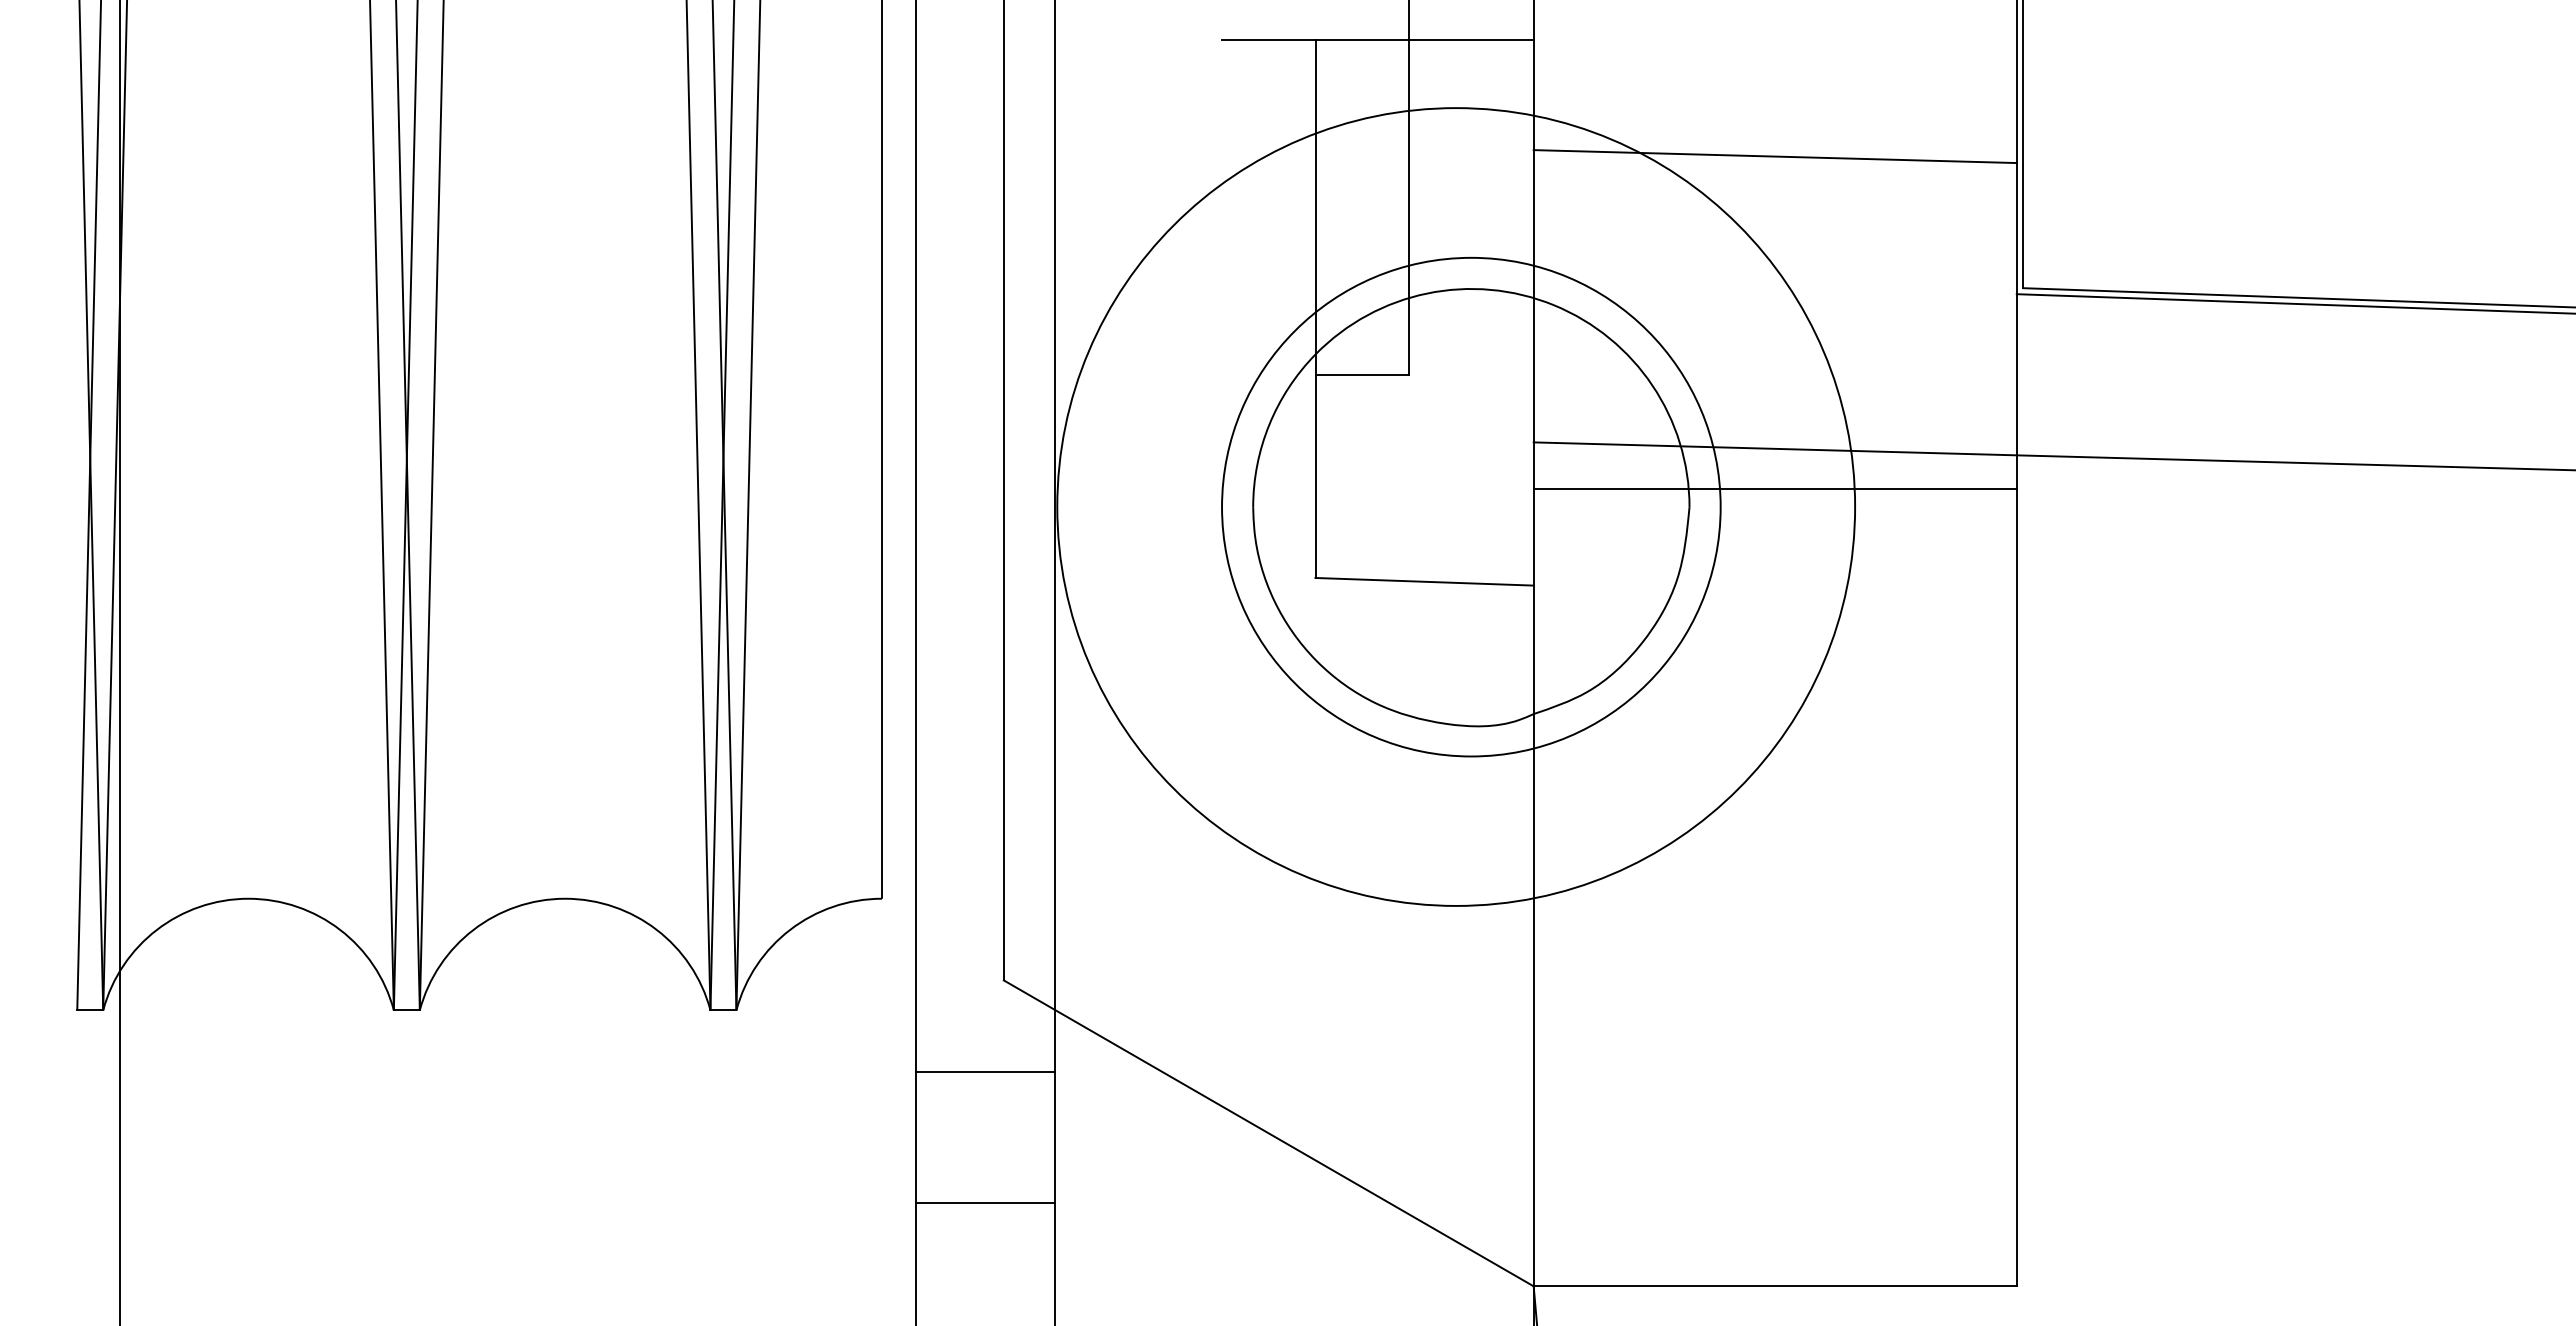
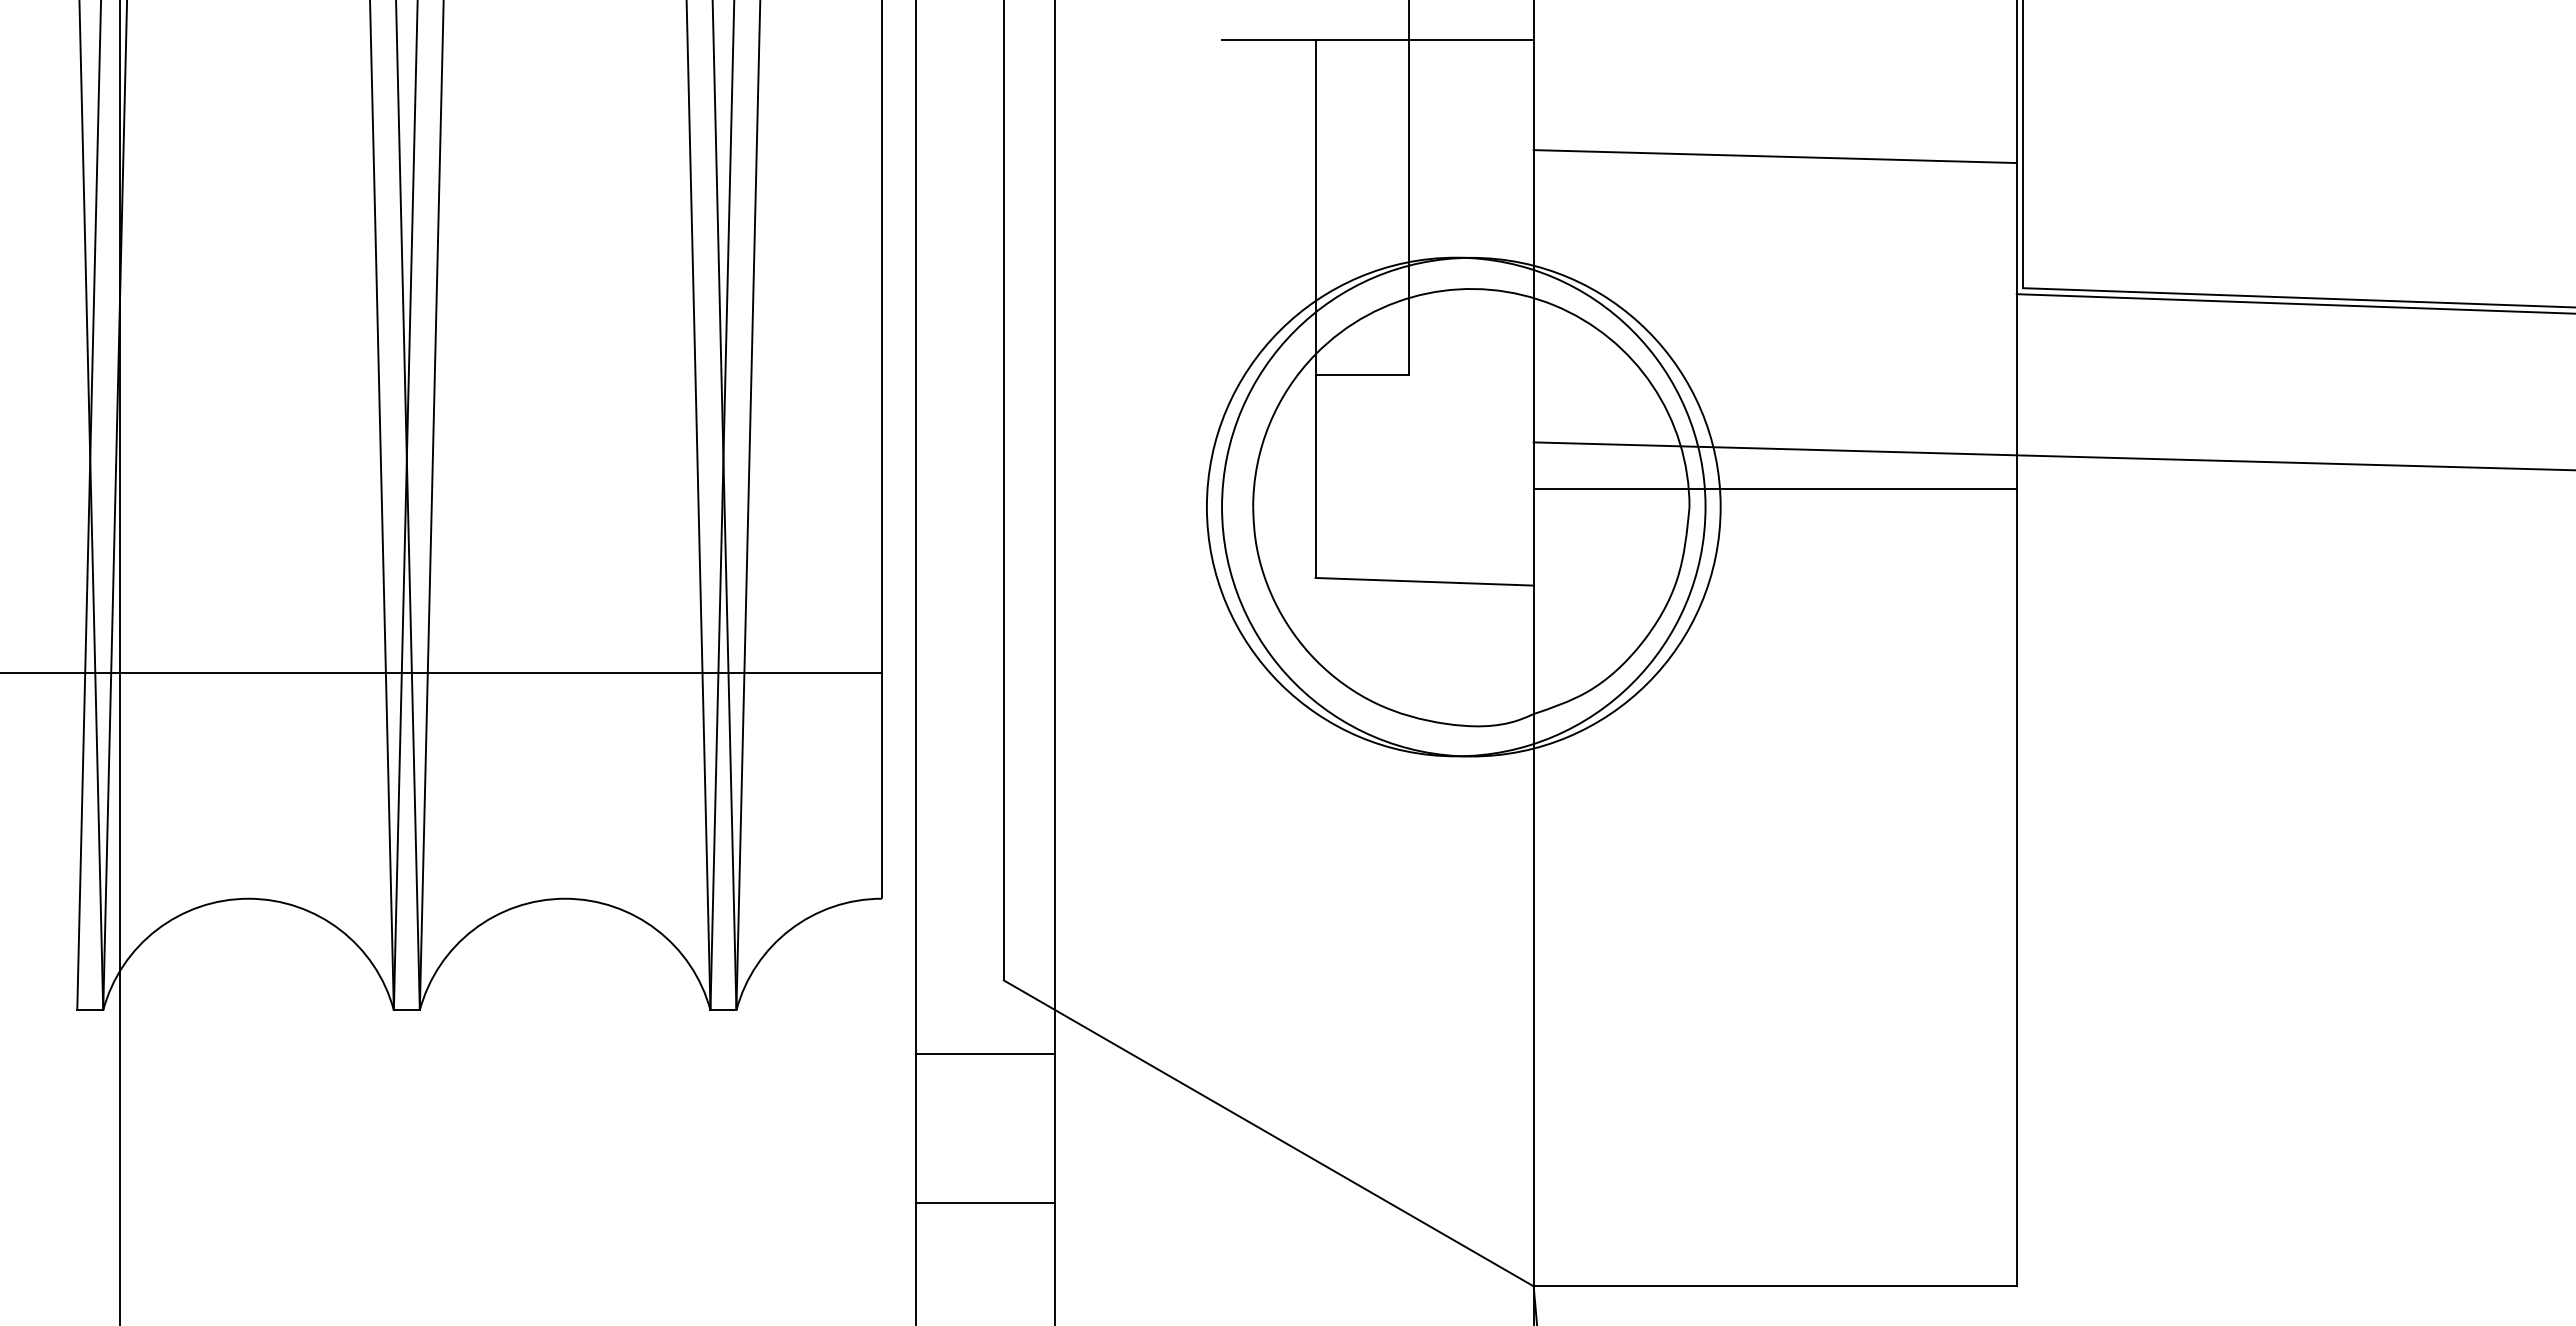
circle diameter: 798 px -> 499 px (1455, 506)
line: none -> present (441, 672)
line position: (985, 1072) -> (985, 1054) (985, 1054)
